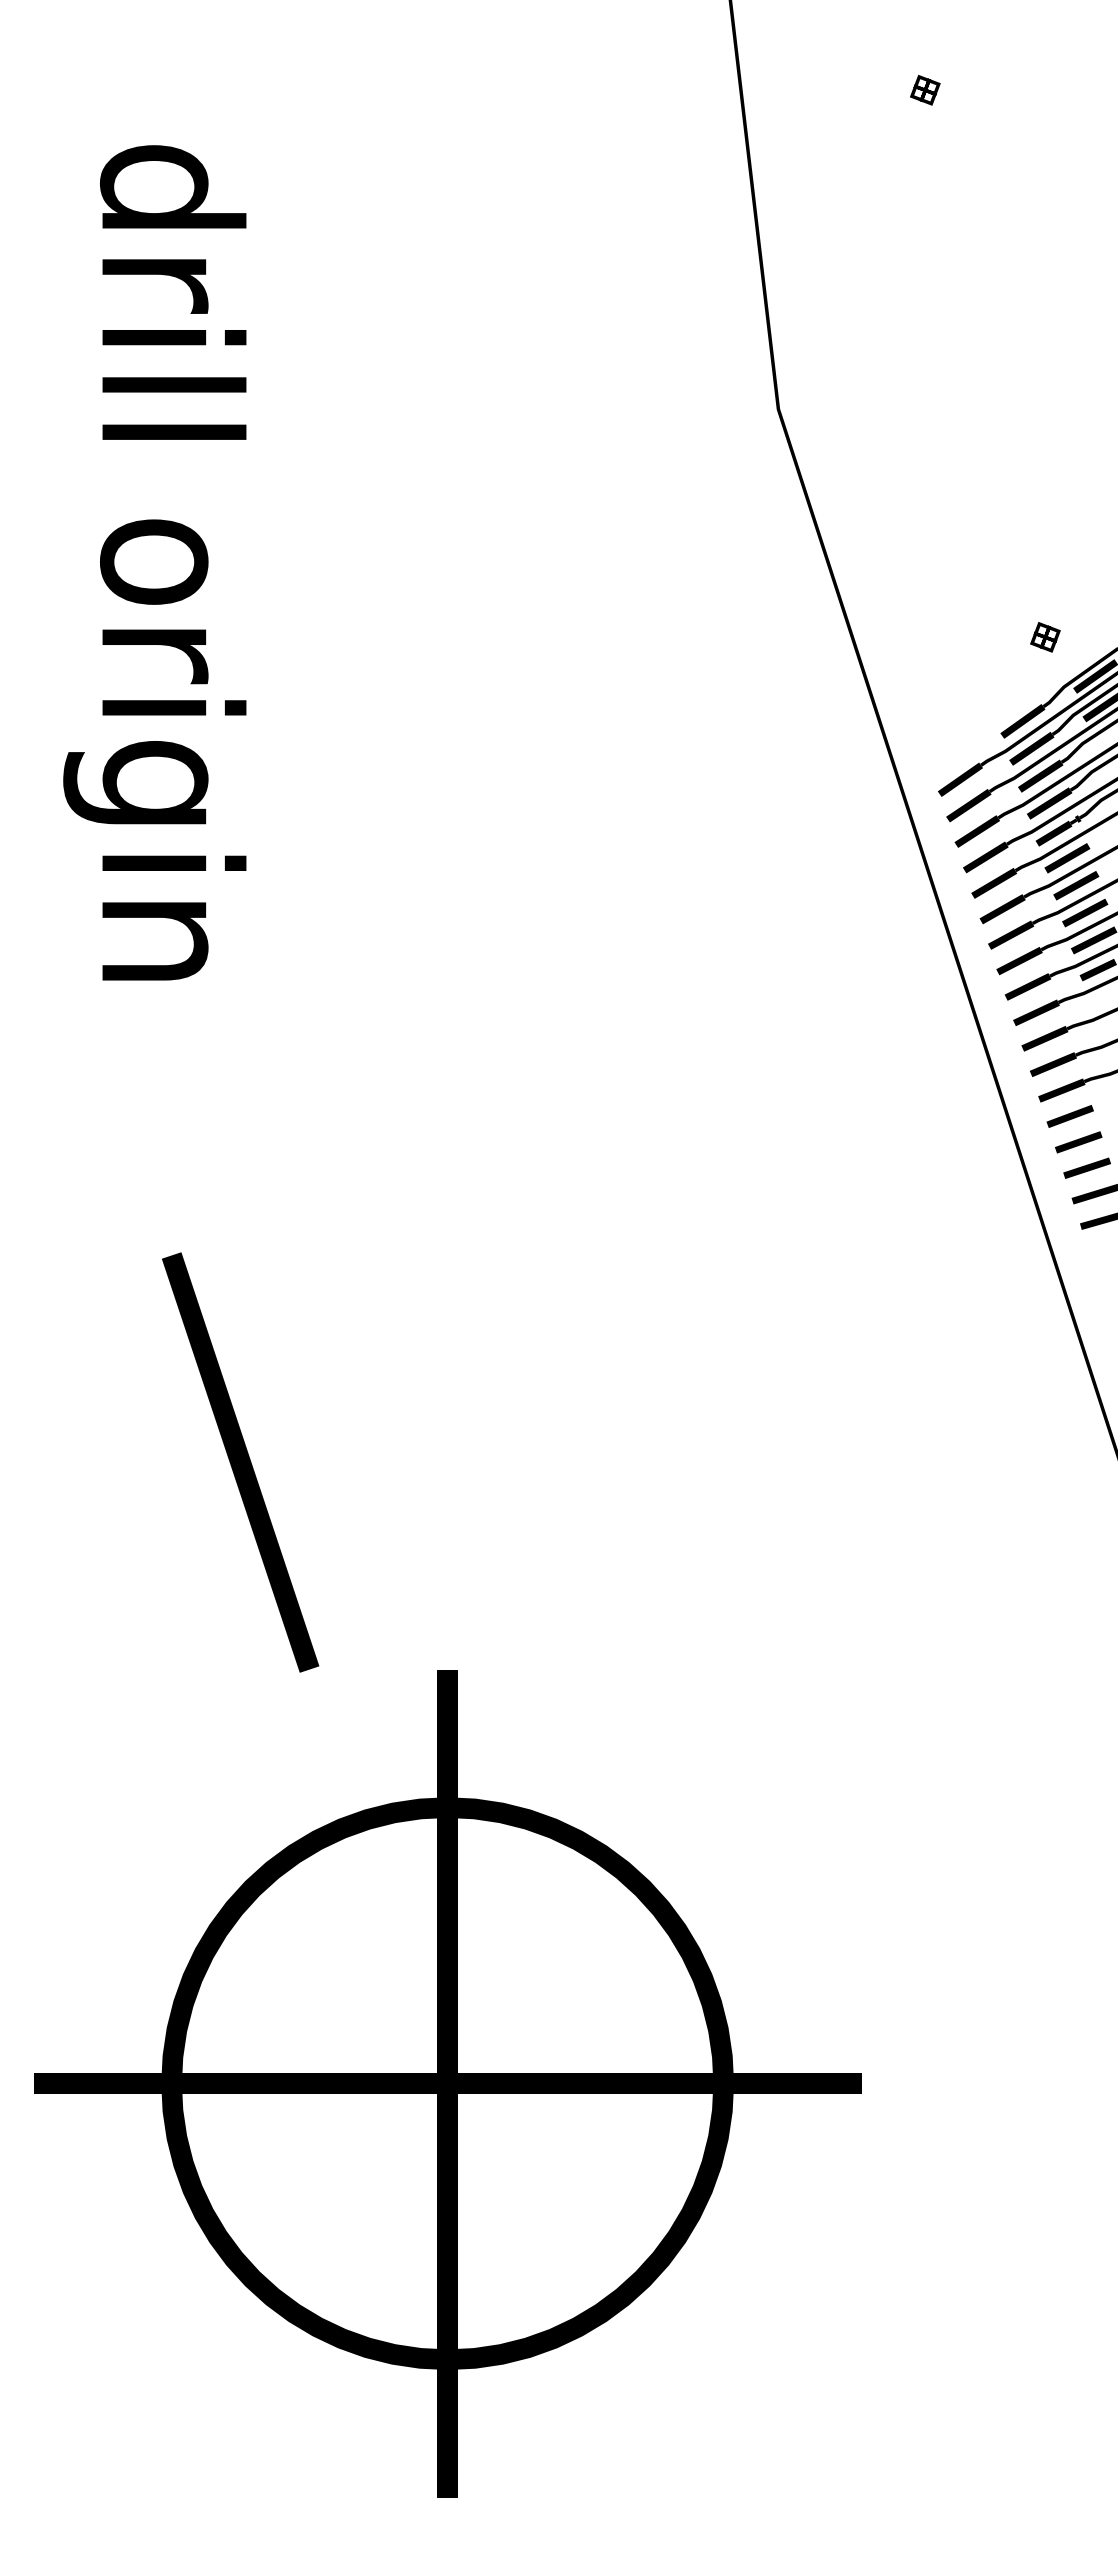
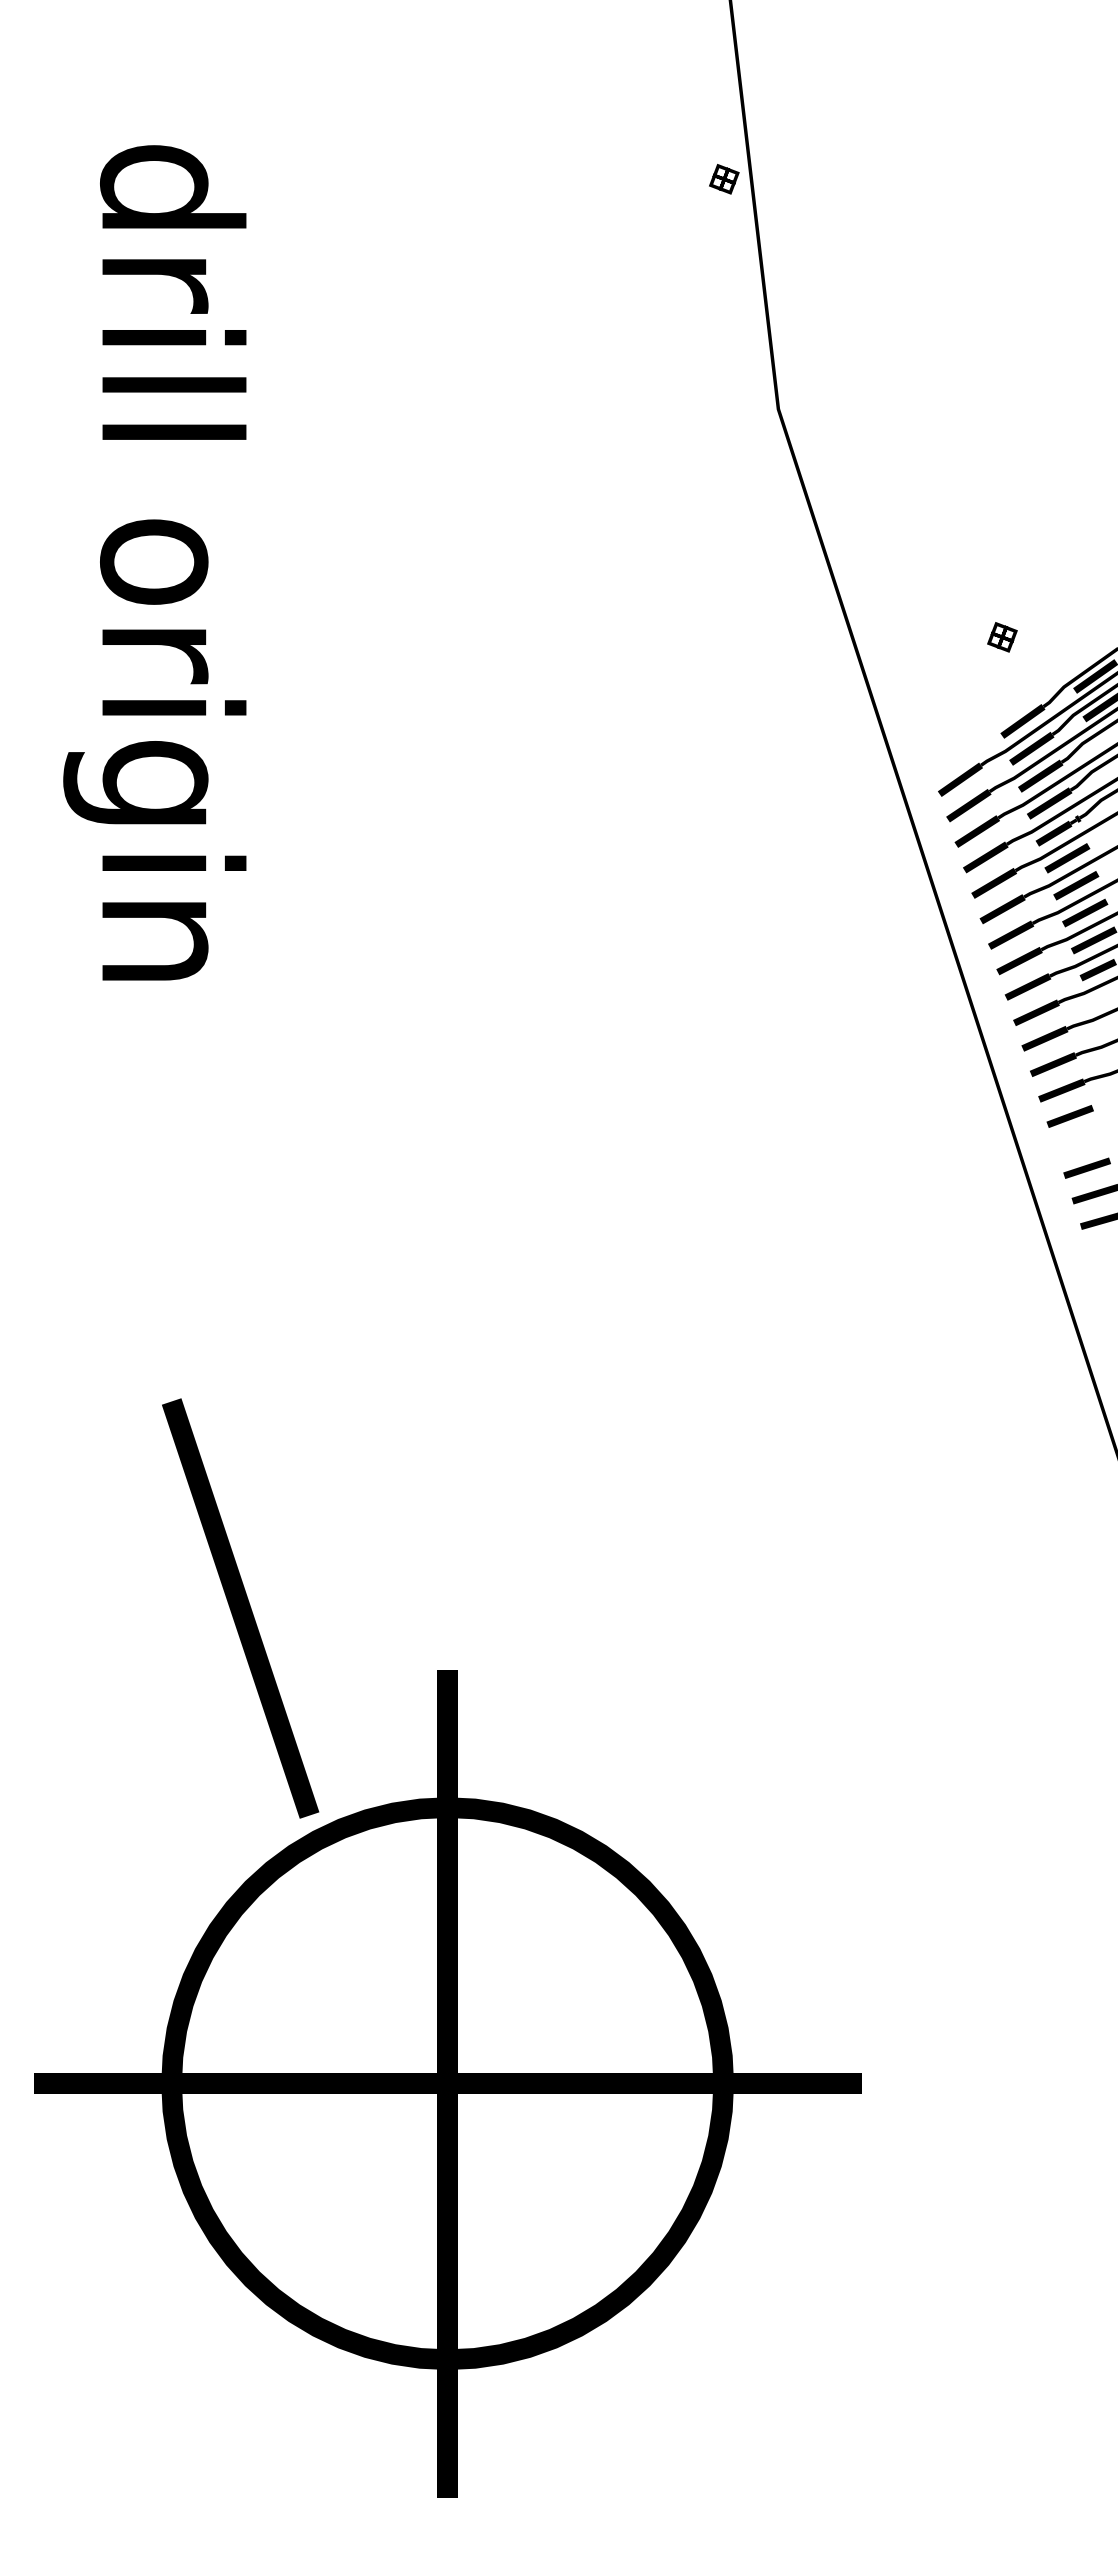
part position: (925, 90) -> (724, 179) (724, 179)
part position: (1045, 637) -> (1002, 637) (1002, 637)
line: present -> none (1078, 1142)
line position: (240, 1462) -> (240, 1608) (240, 1608)
